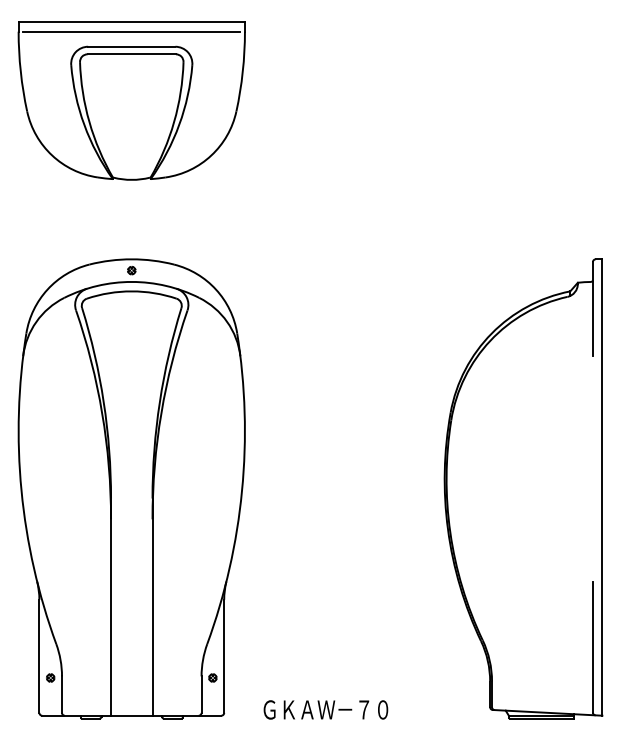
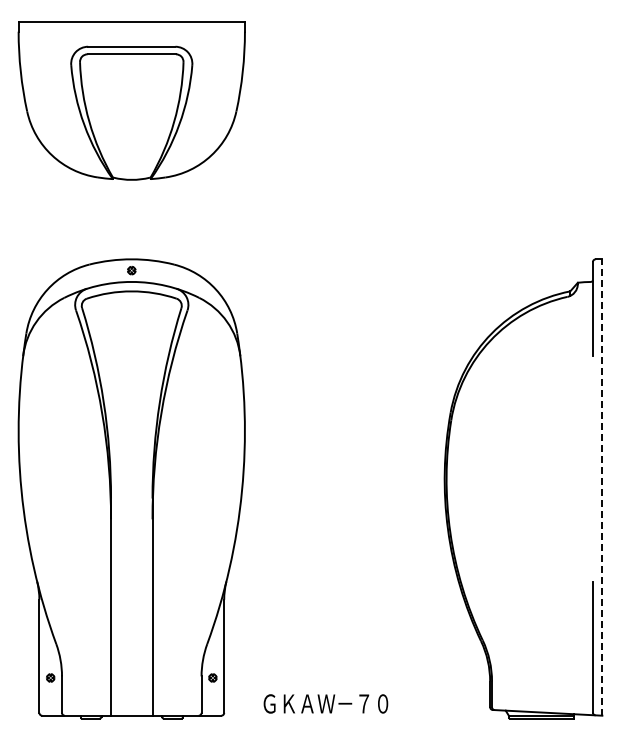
line: present -> none (131, 31)
line: solid -> dashed (602, 487)
text position: (325, 709) -> (325, 703) (325, 703)
